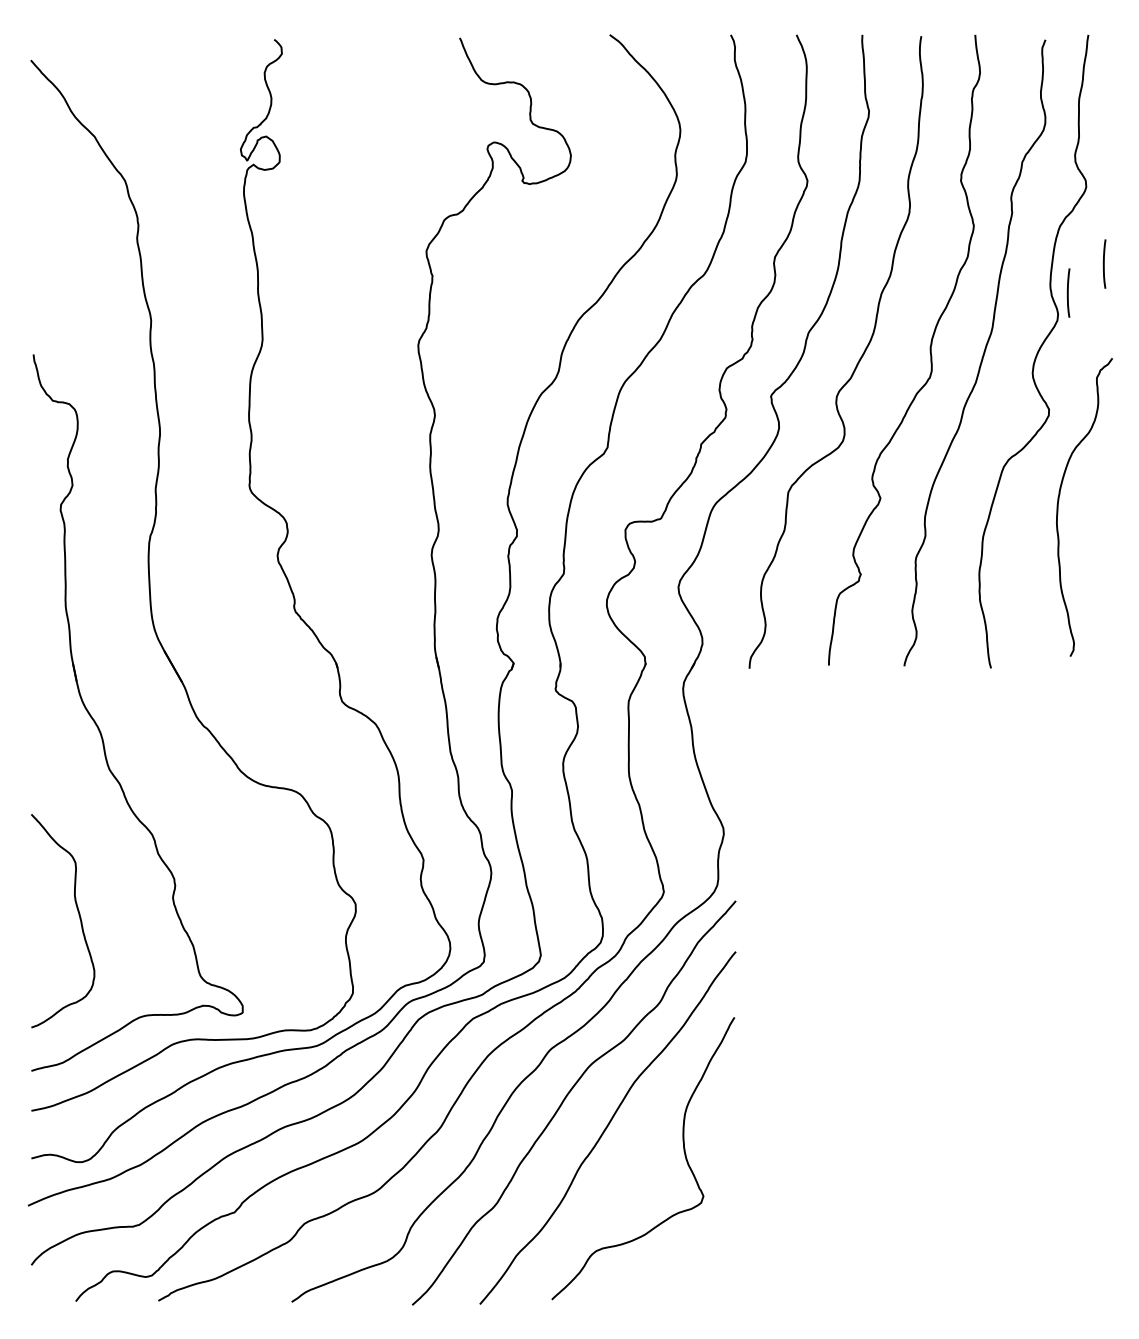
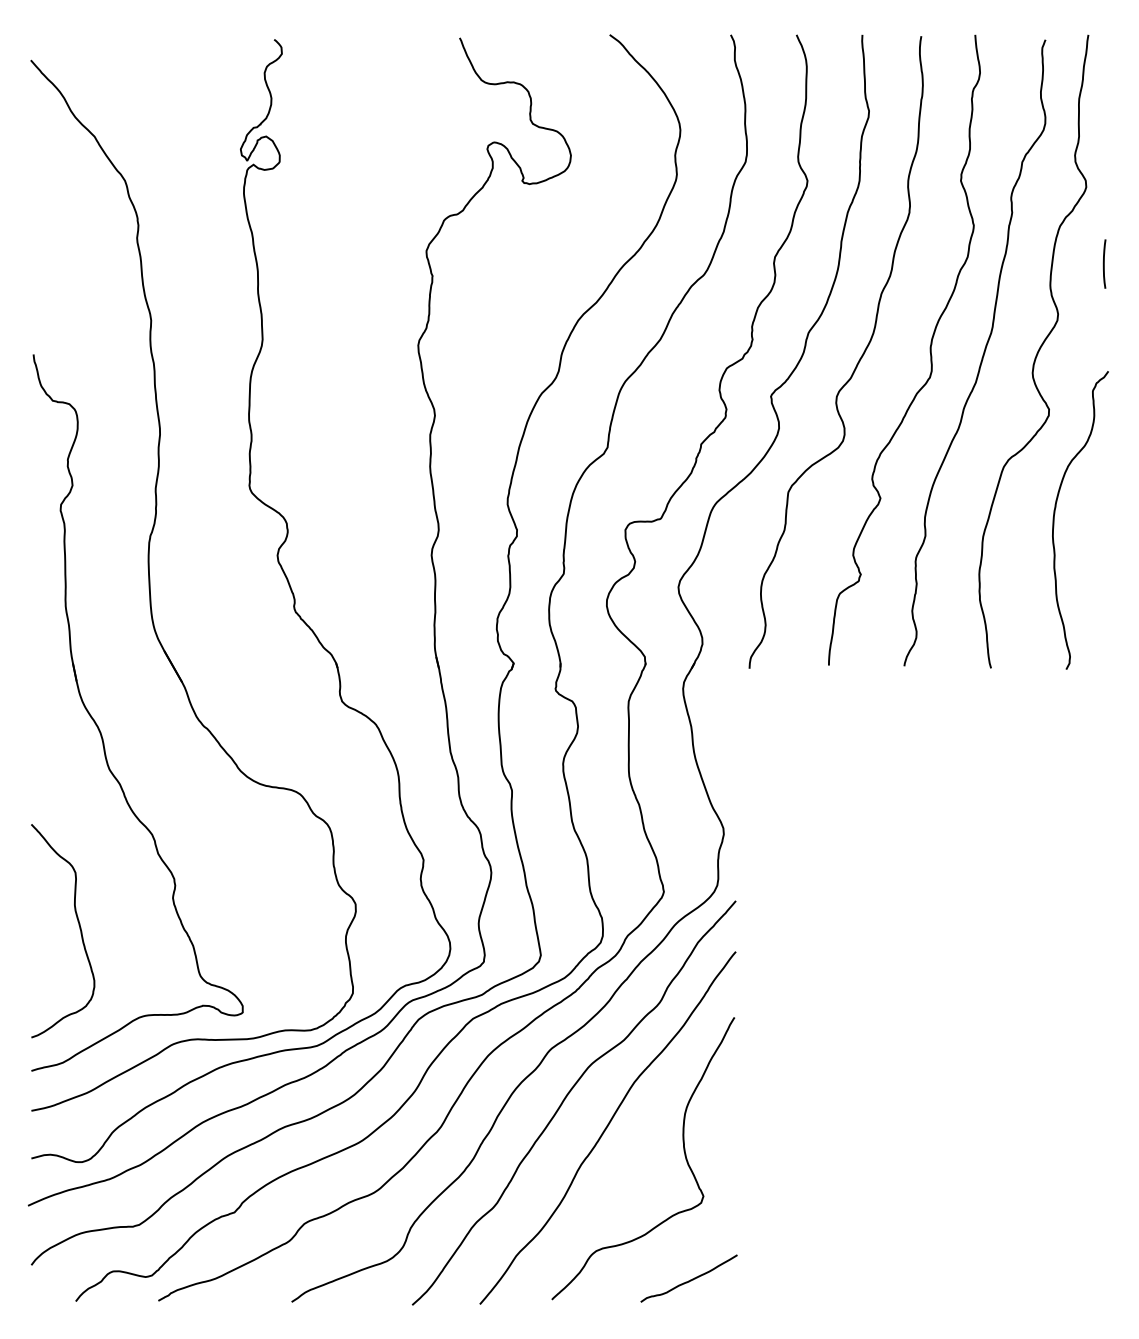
curve: present -> none (1068, 292)
curve position: (1059, 500) -> (1055, 513) (1055, 513)
curve position: (79, 919) -> (79, 929) (79, 929)
curve: none -> present (688, 1280)
